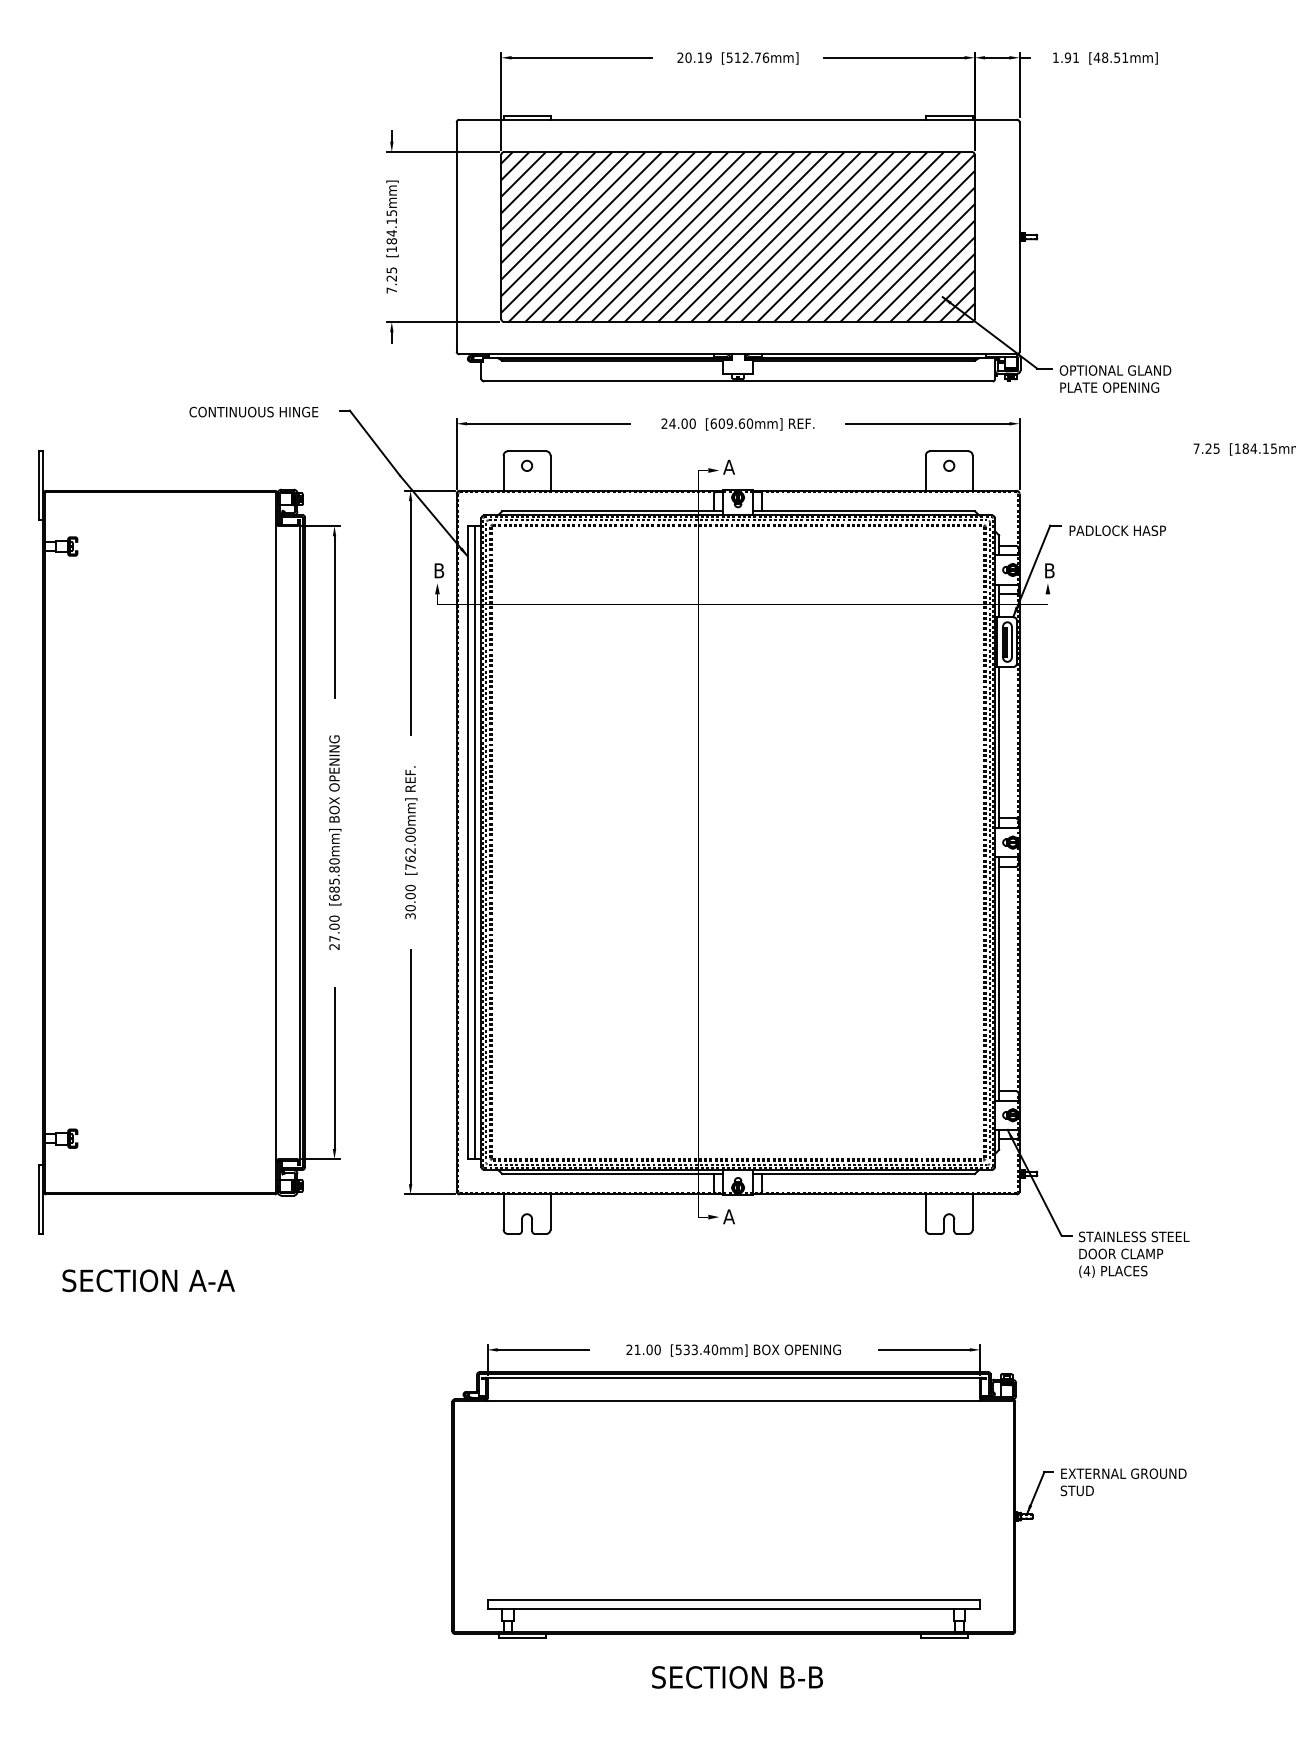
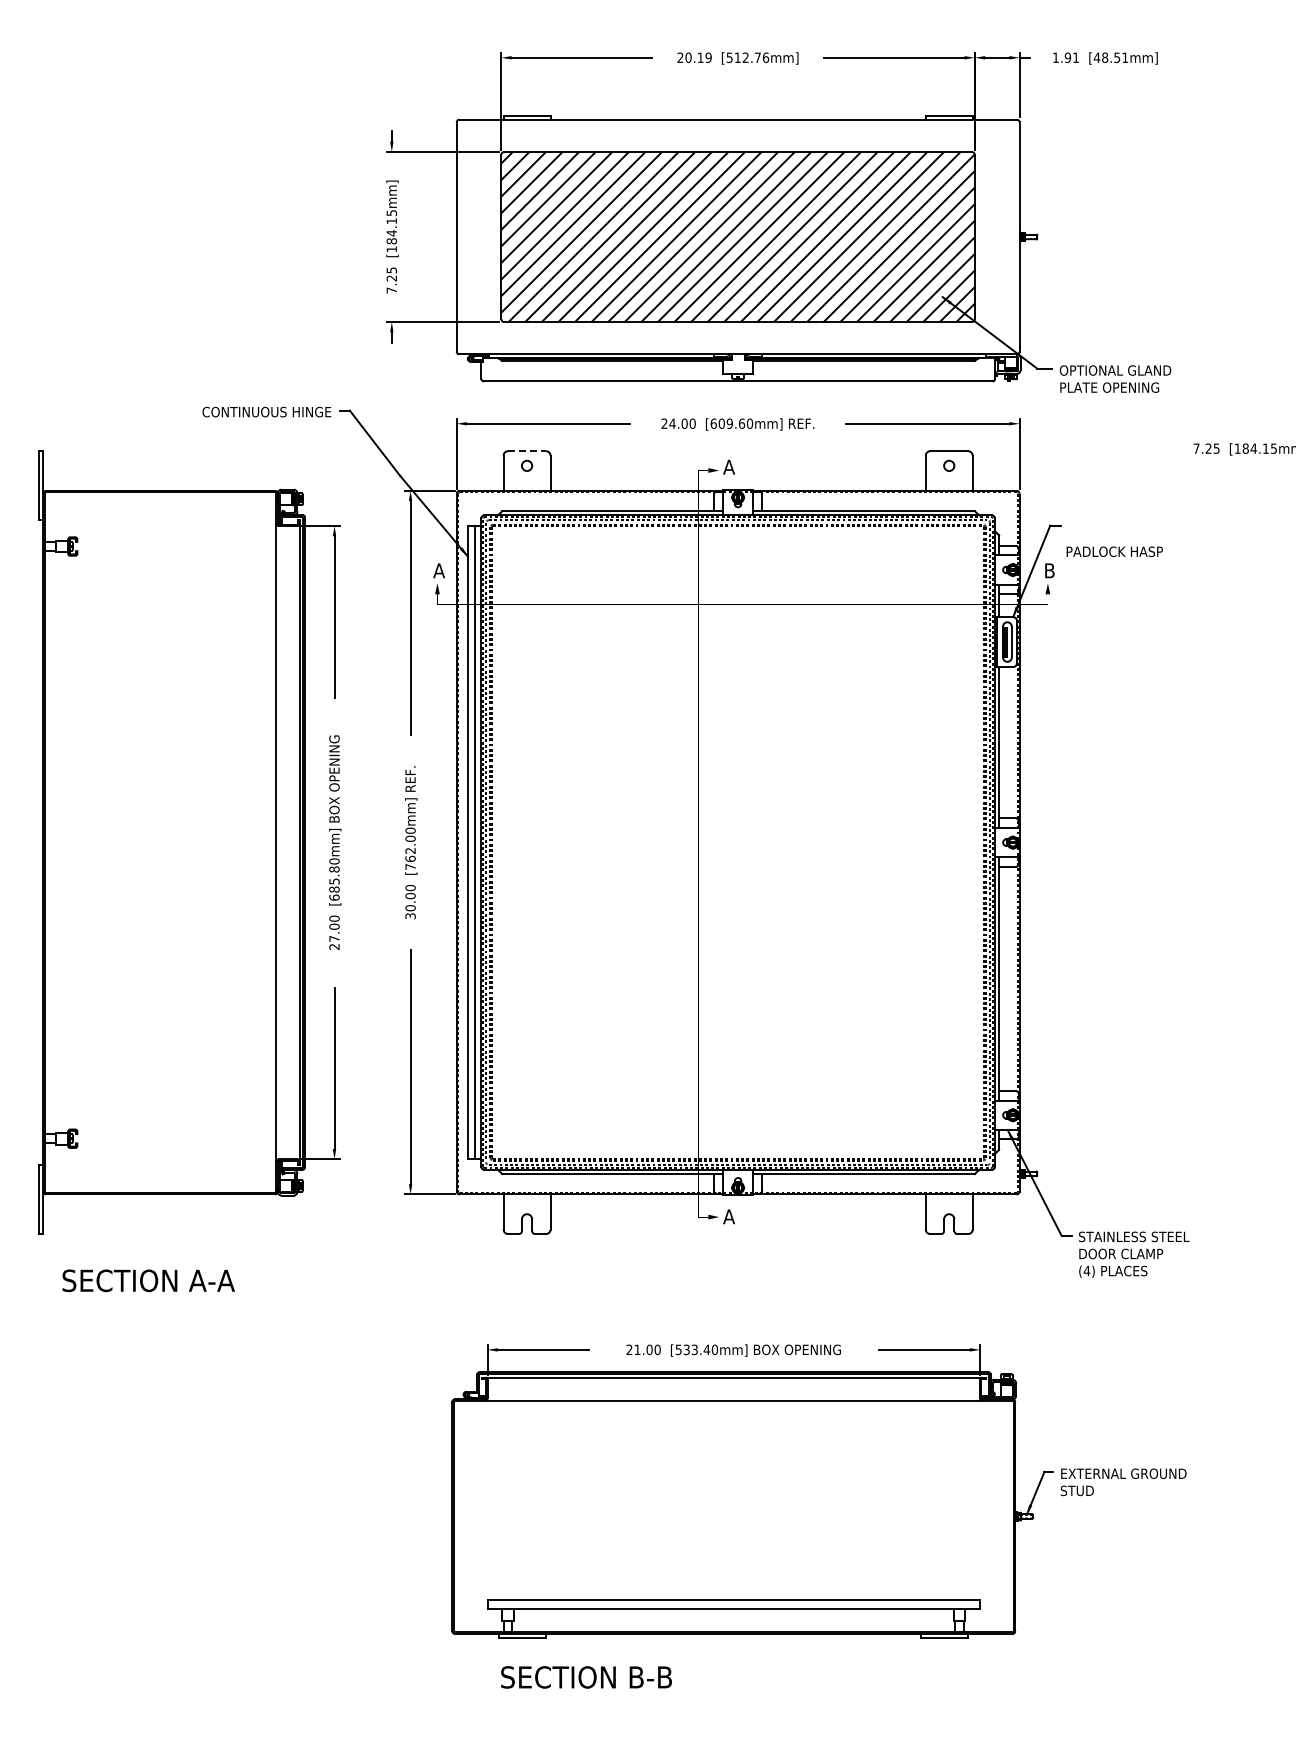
text position: (253, 411) -> (266, 411) (266, 411)
line: solid -> dashed (527, 451)
text position: (1117, 530) -> (1114, 551) (1114, 551)
text: B -> A (438, 570)
text position: (737, 1677) -> (586, 1677) (586, 1677)
